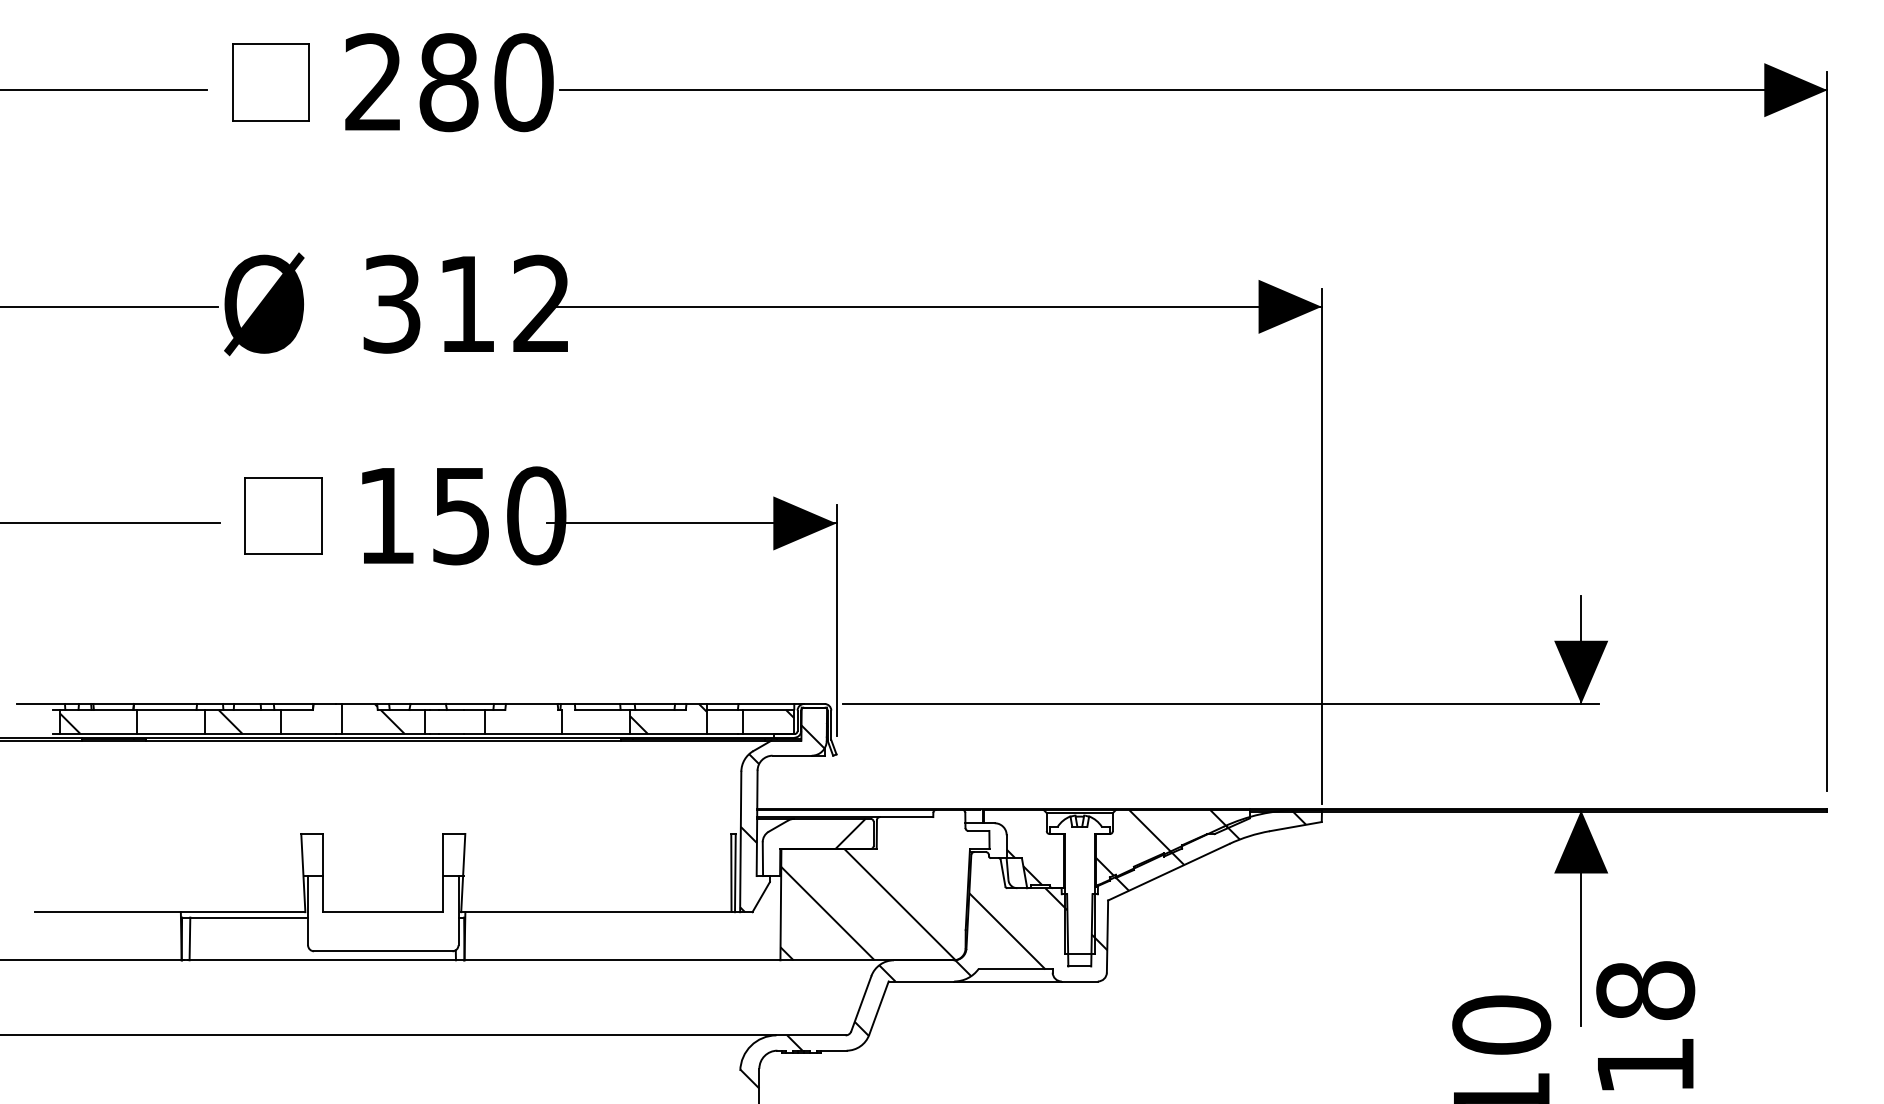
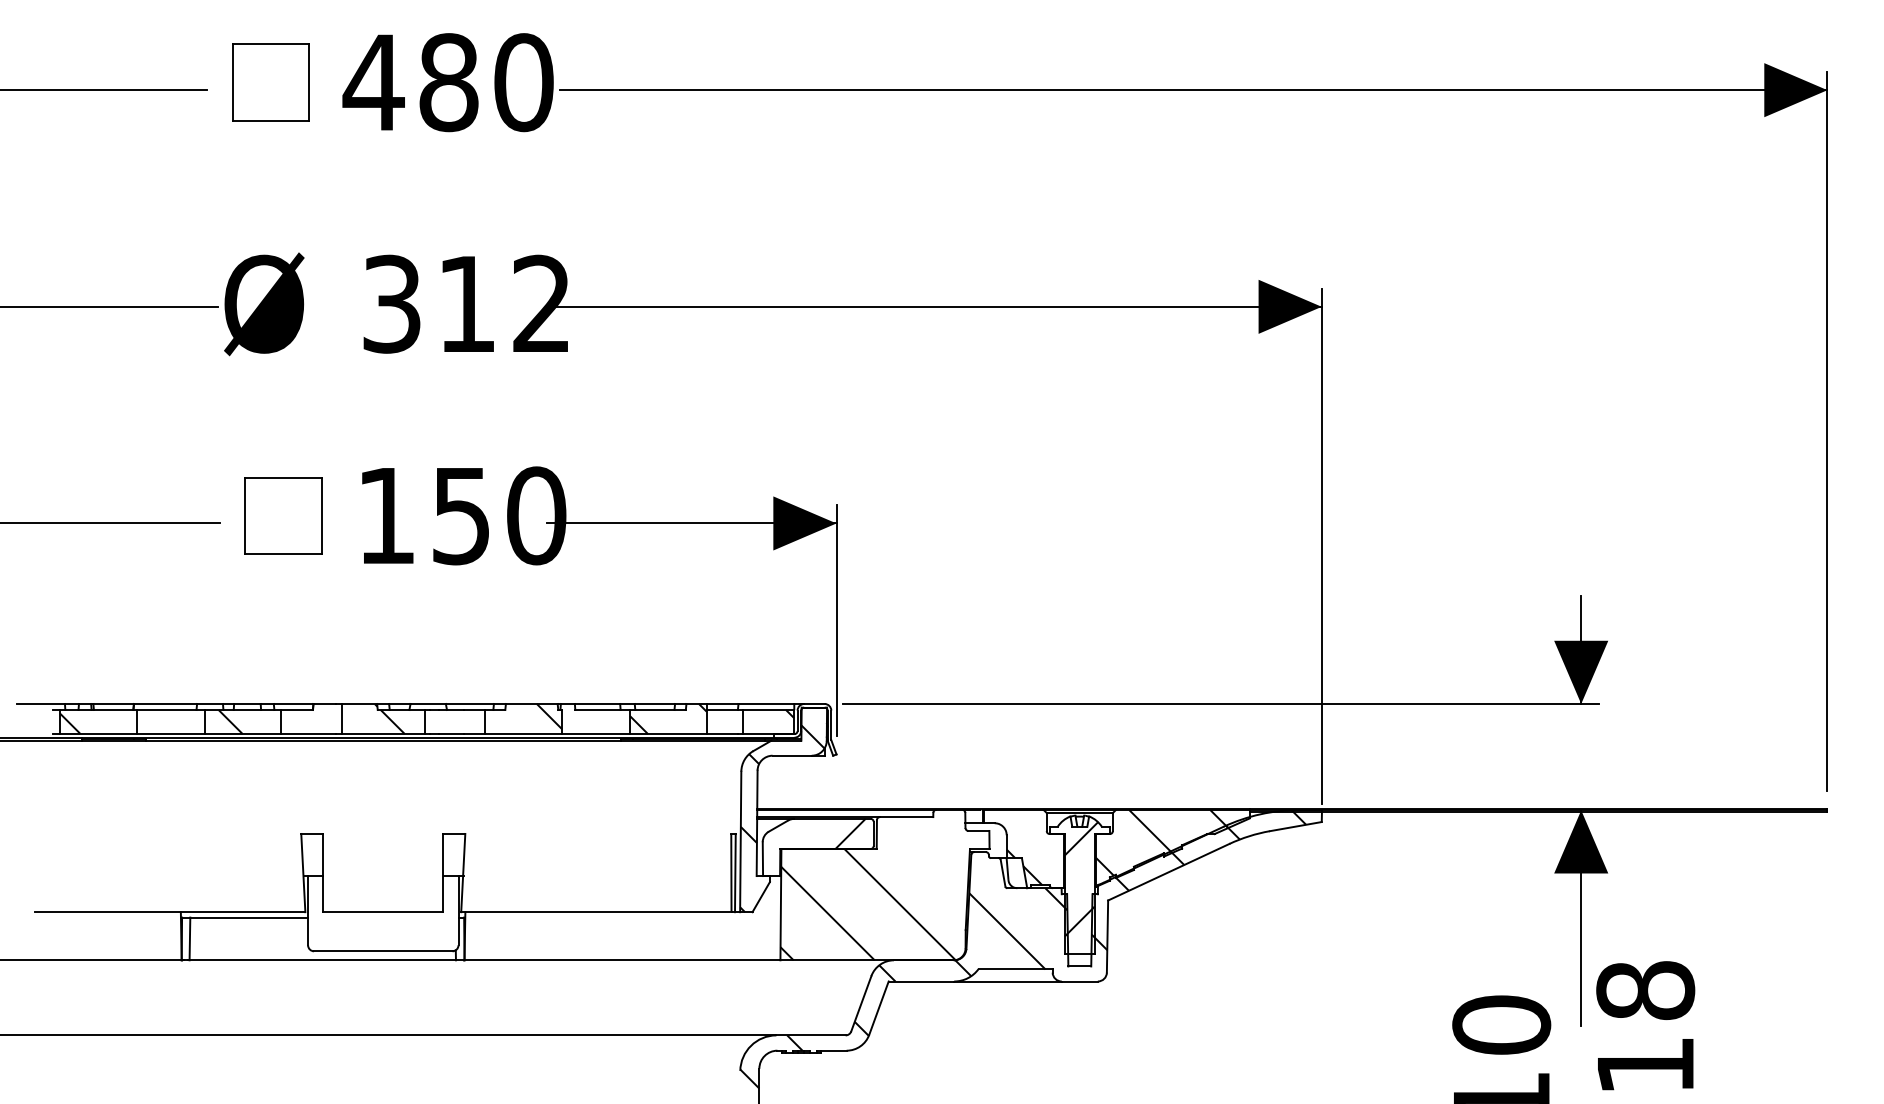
text: 280 -> 480 (373, 81)
hatch: none -> present (523, 718)
hatch: none -> present (1081, 879)
